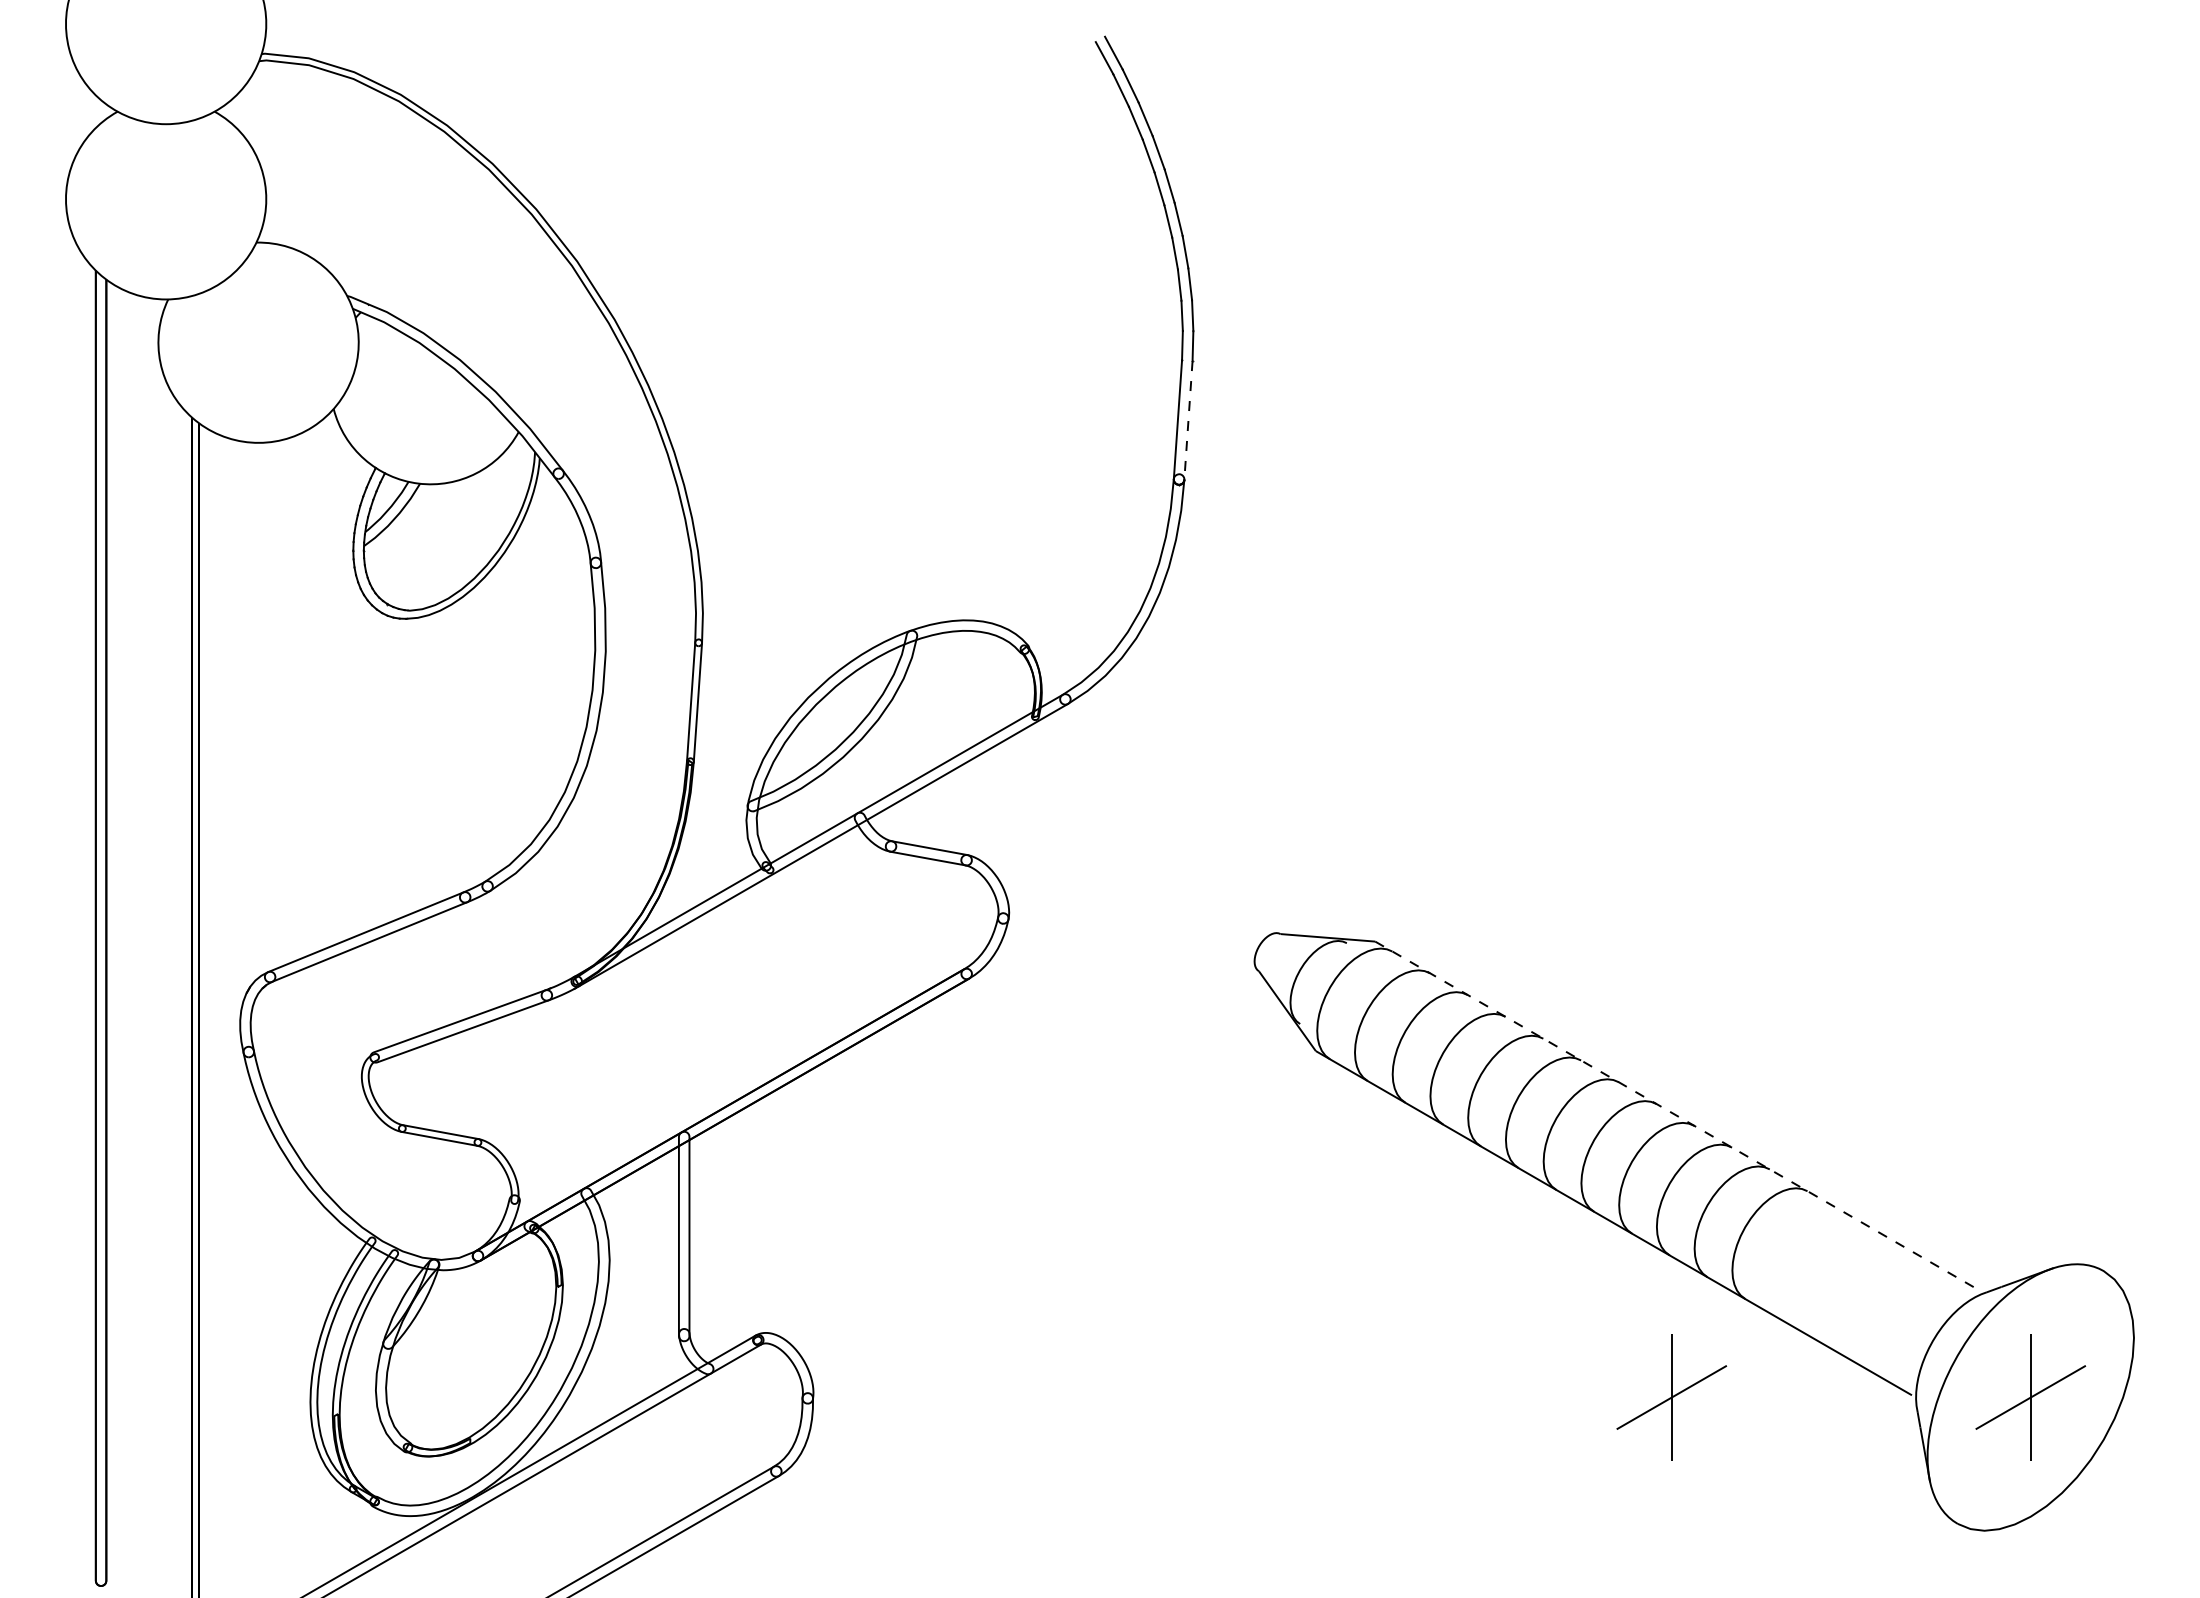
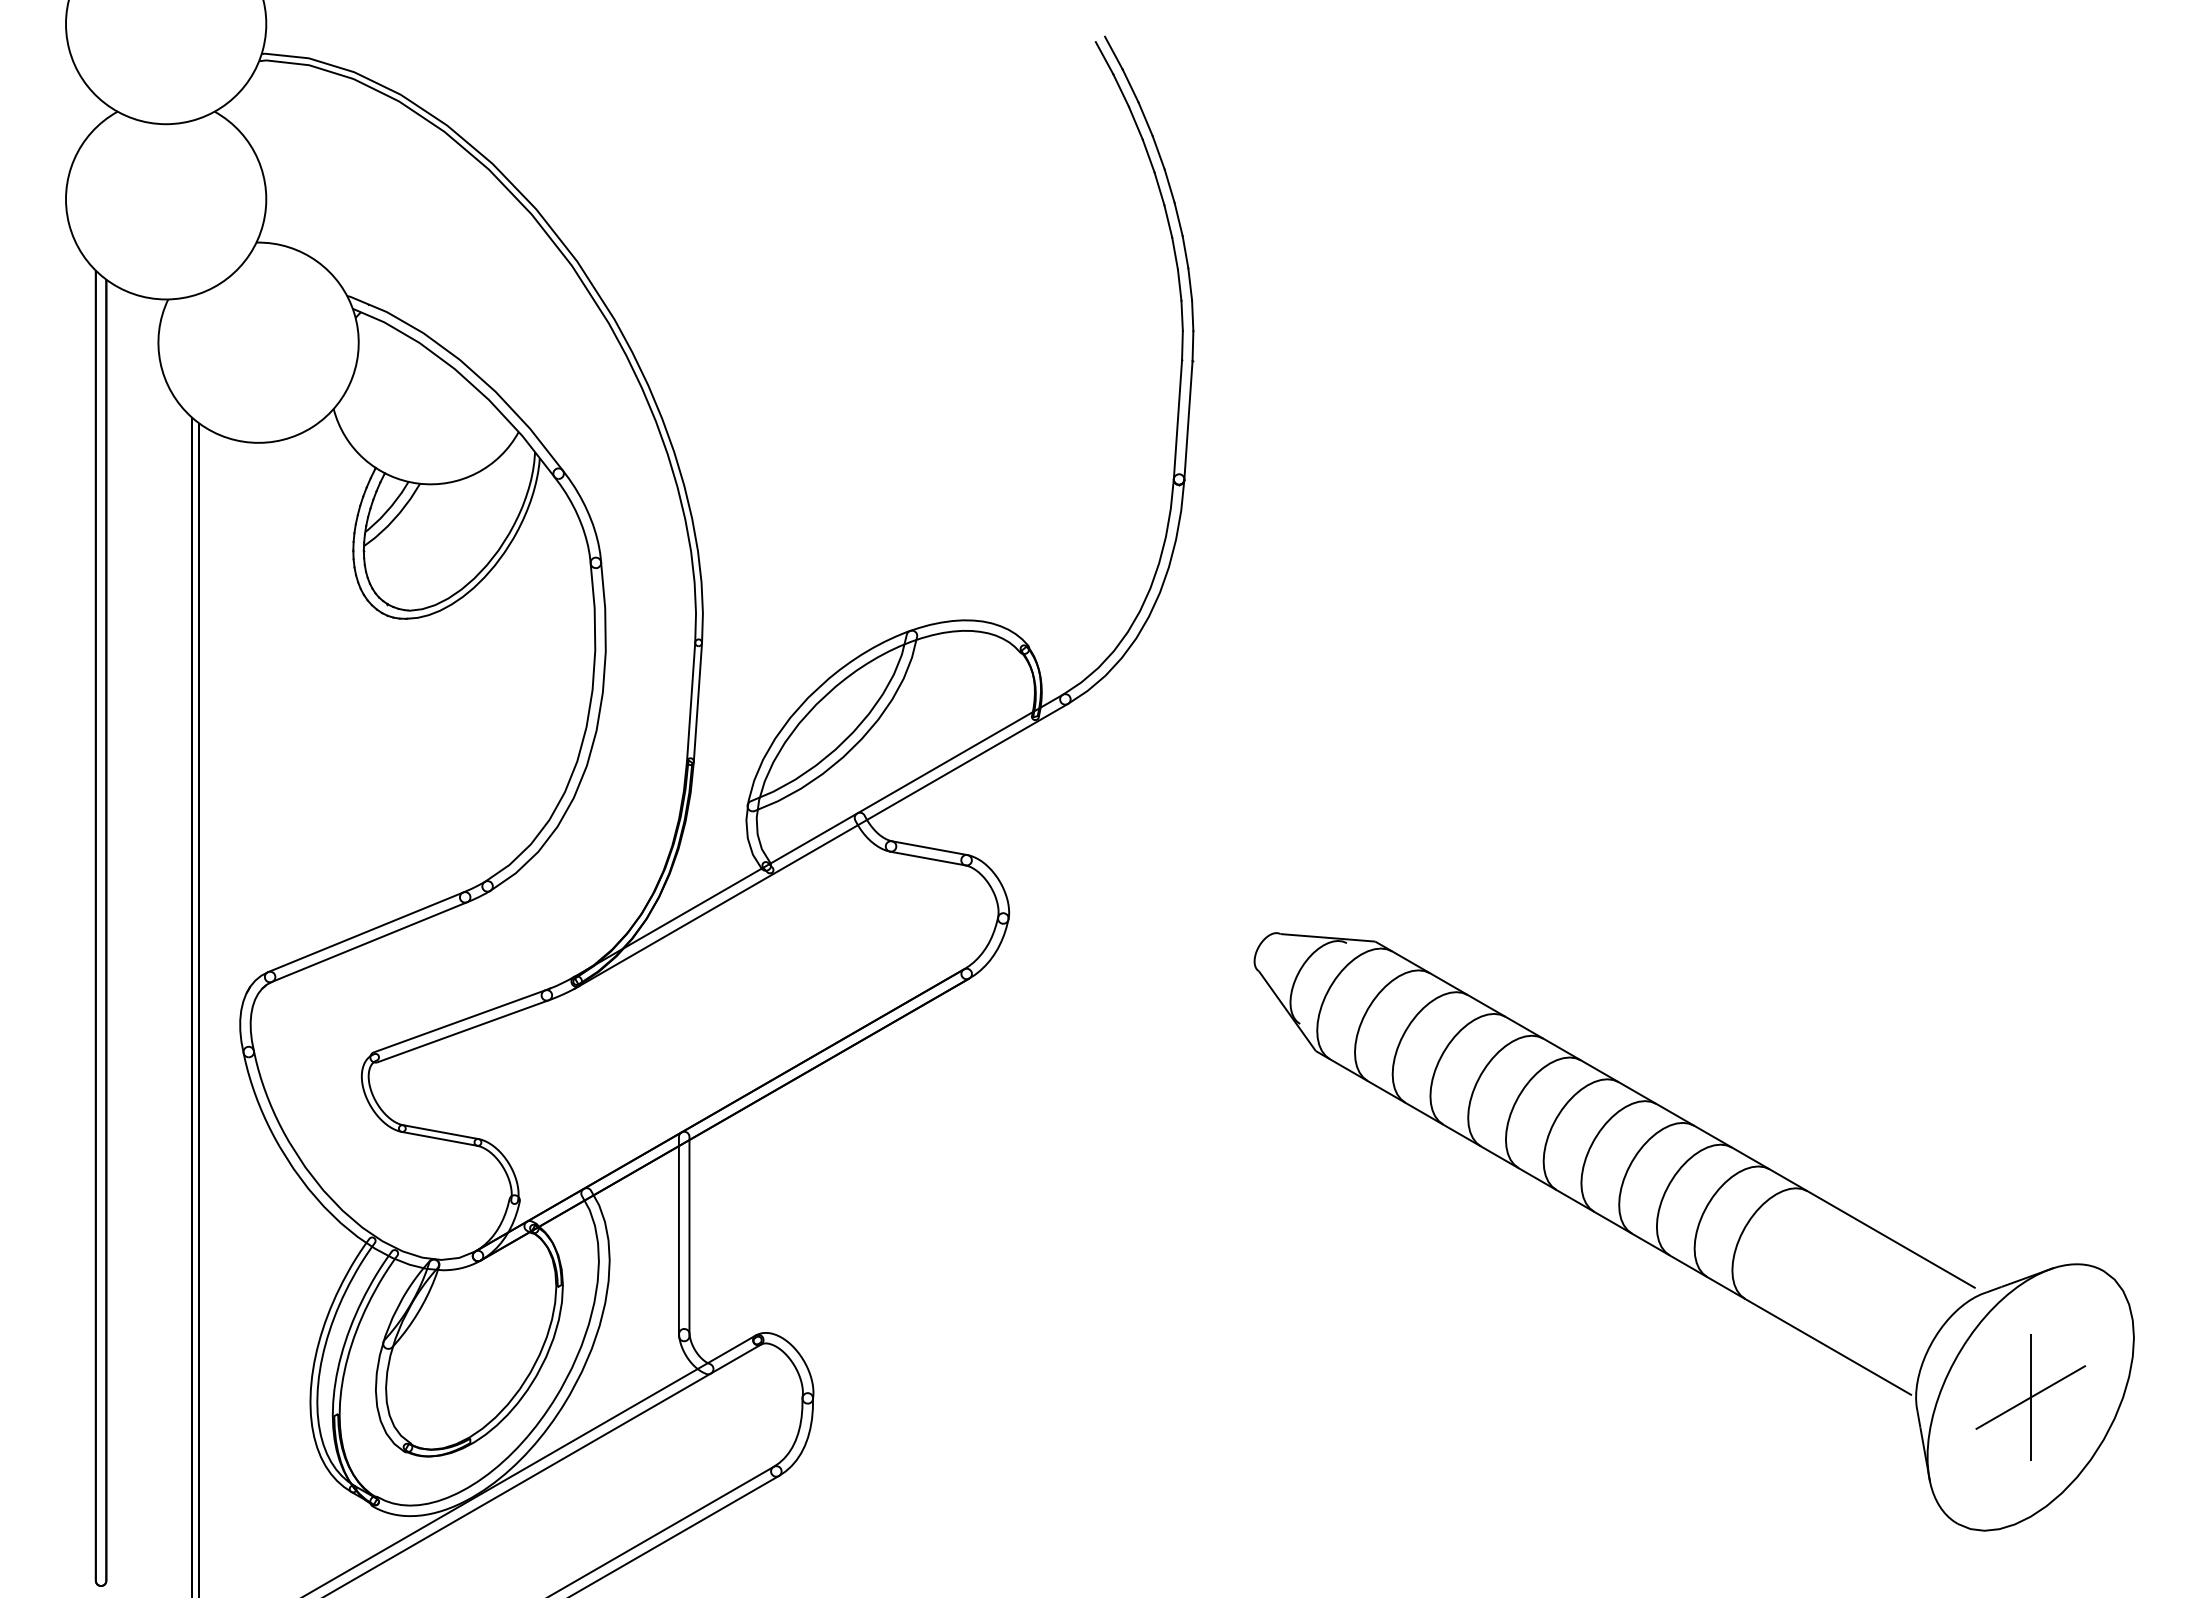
line: dashed -> solid (1188, 420)
line: dashed -> solid (1675, 1114)
part: present -> none (1671, 1397)
